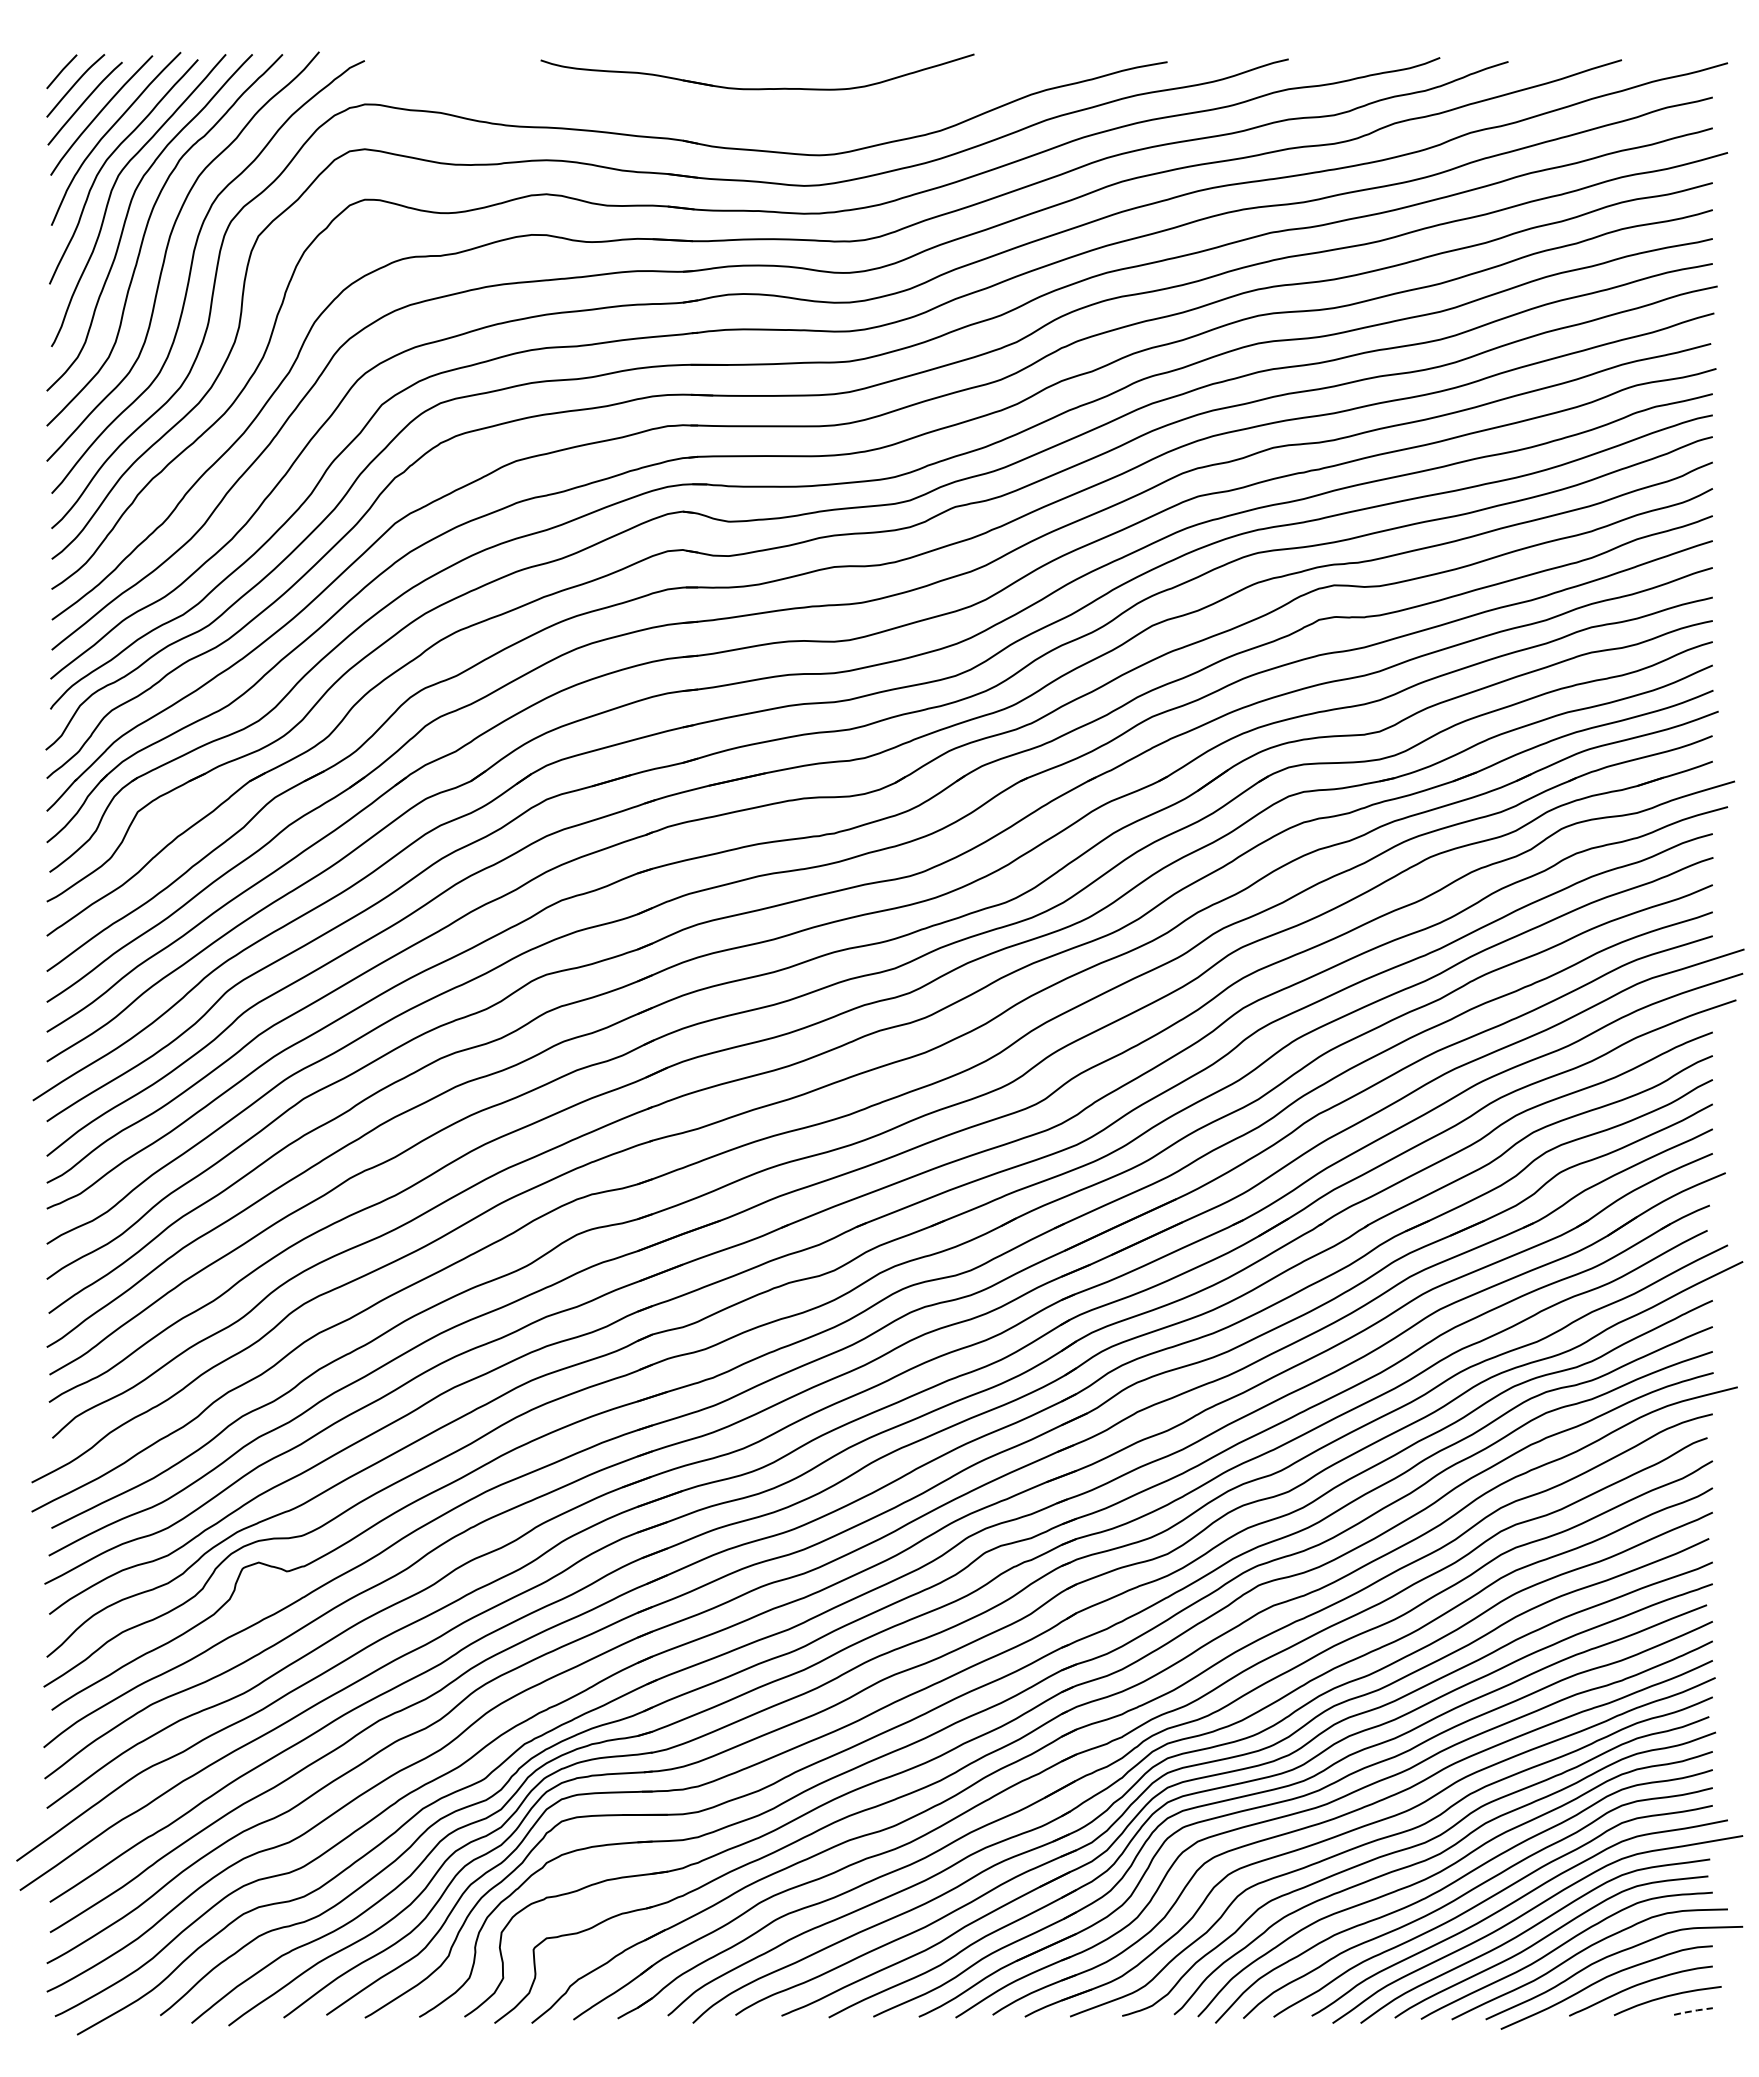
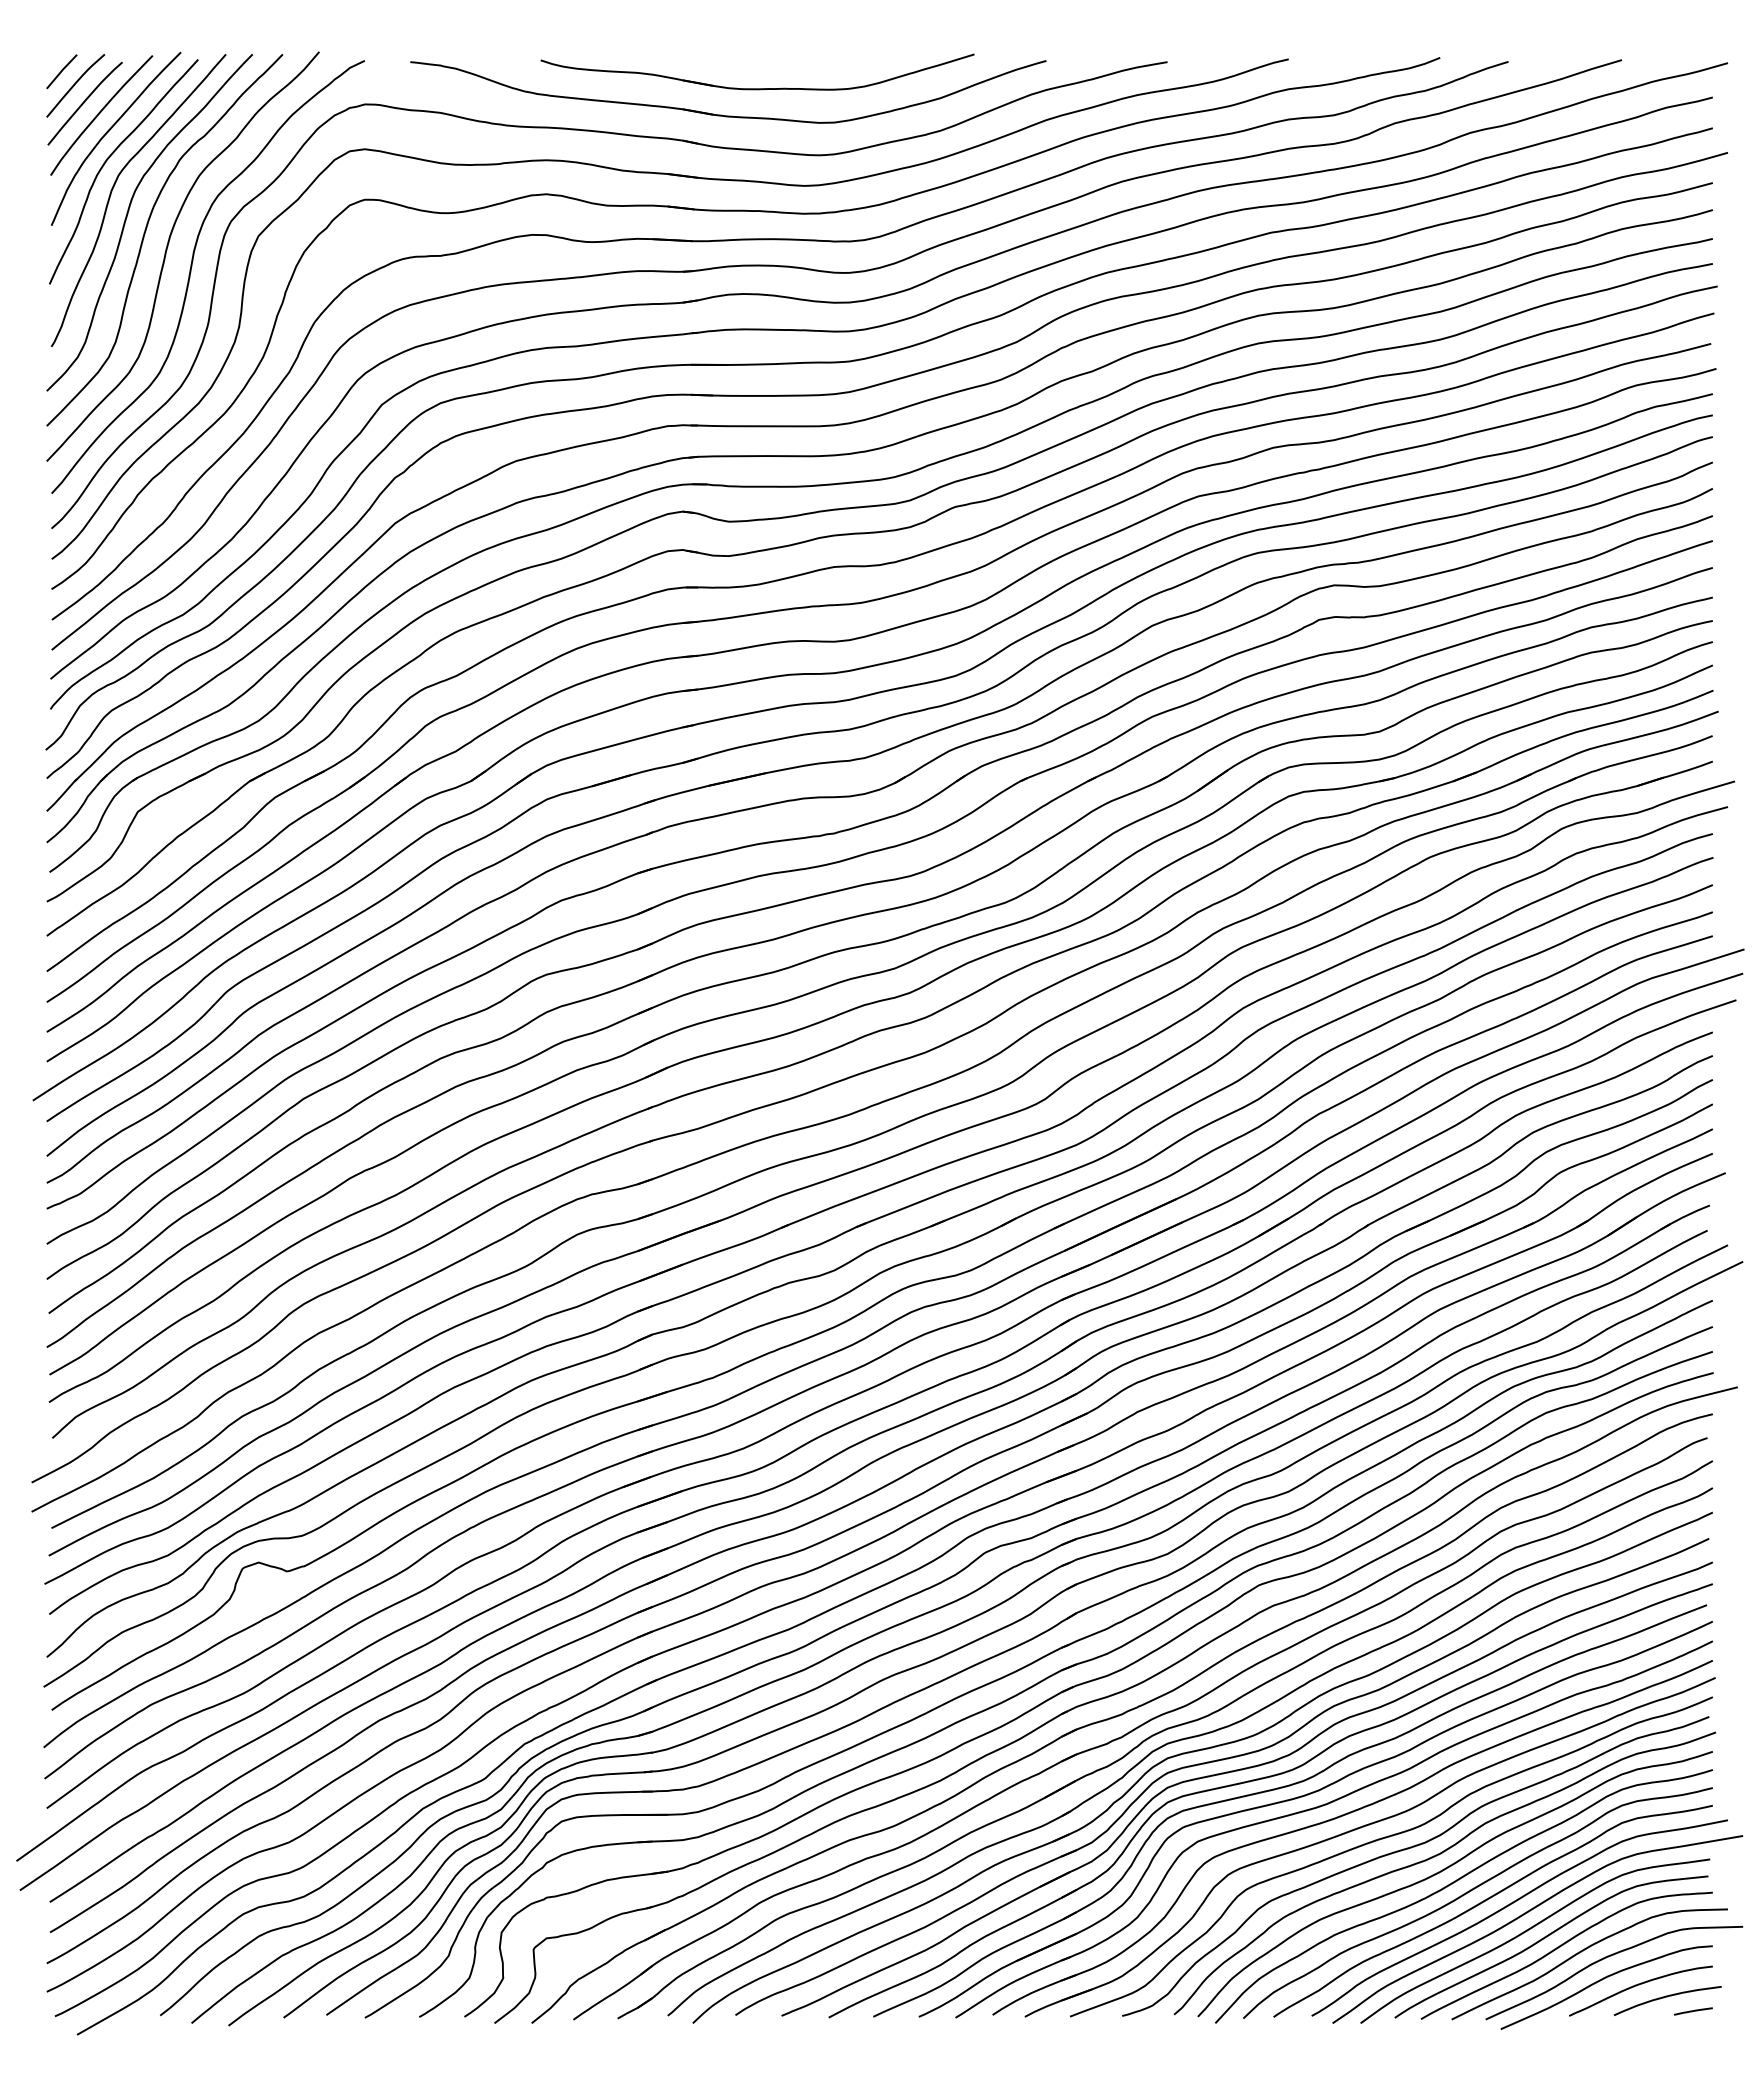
part: none -> present (728, 115)
line: dashed -> solid (1693, 2010)
